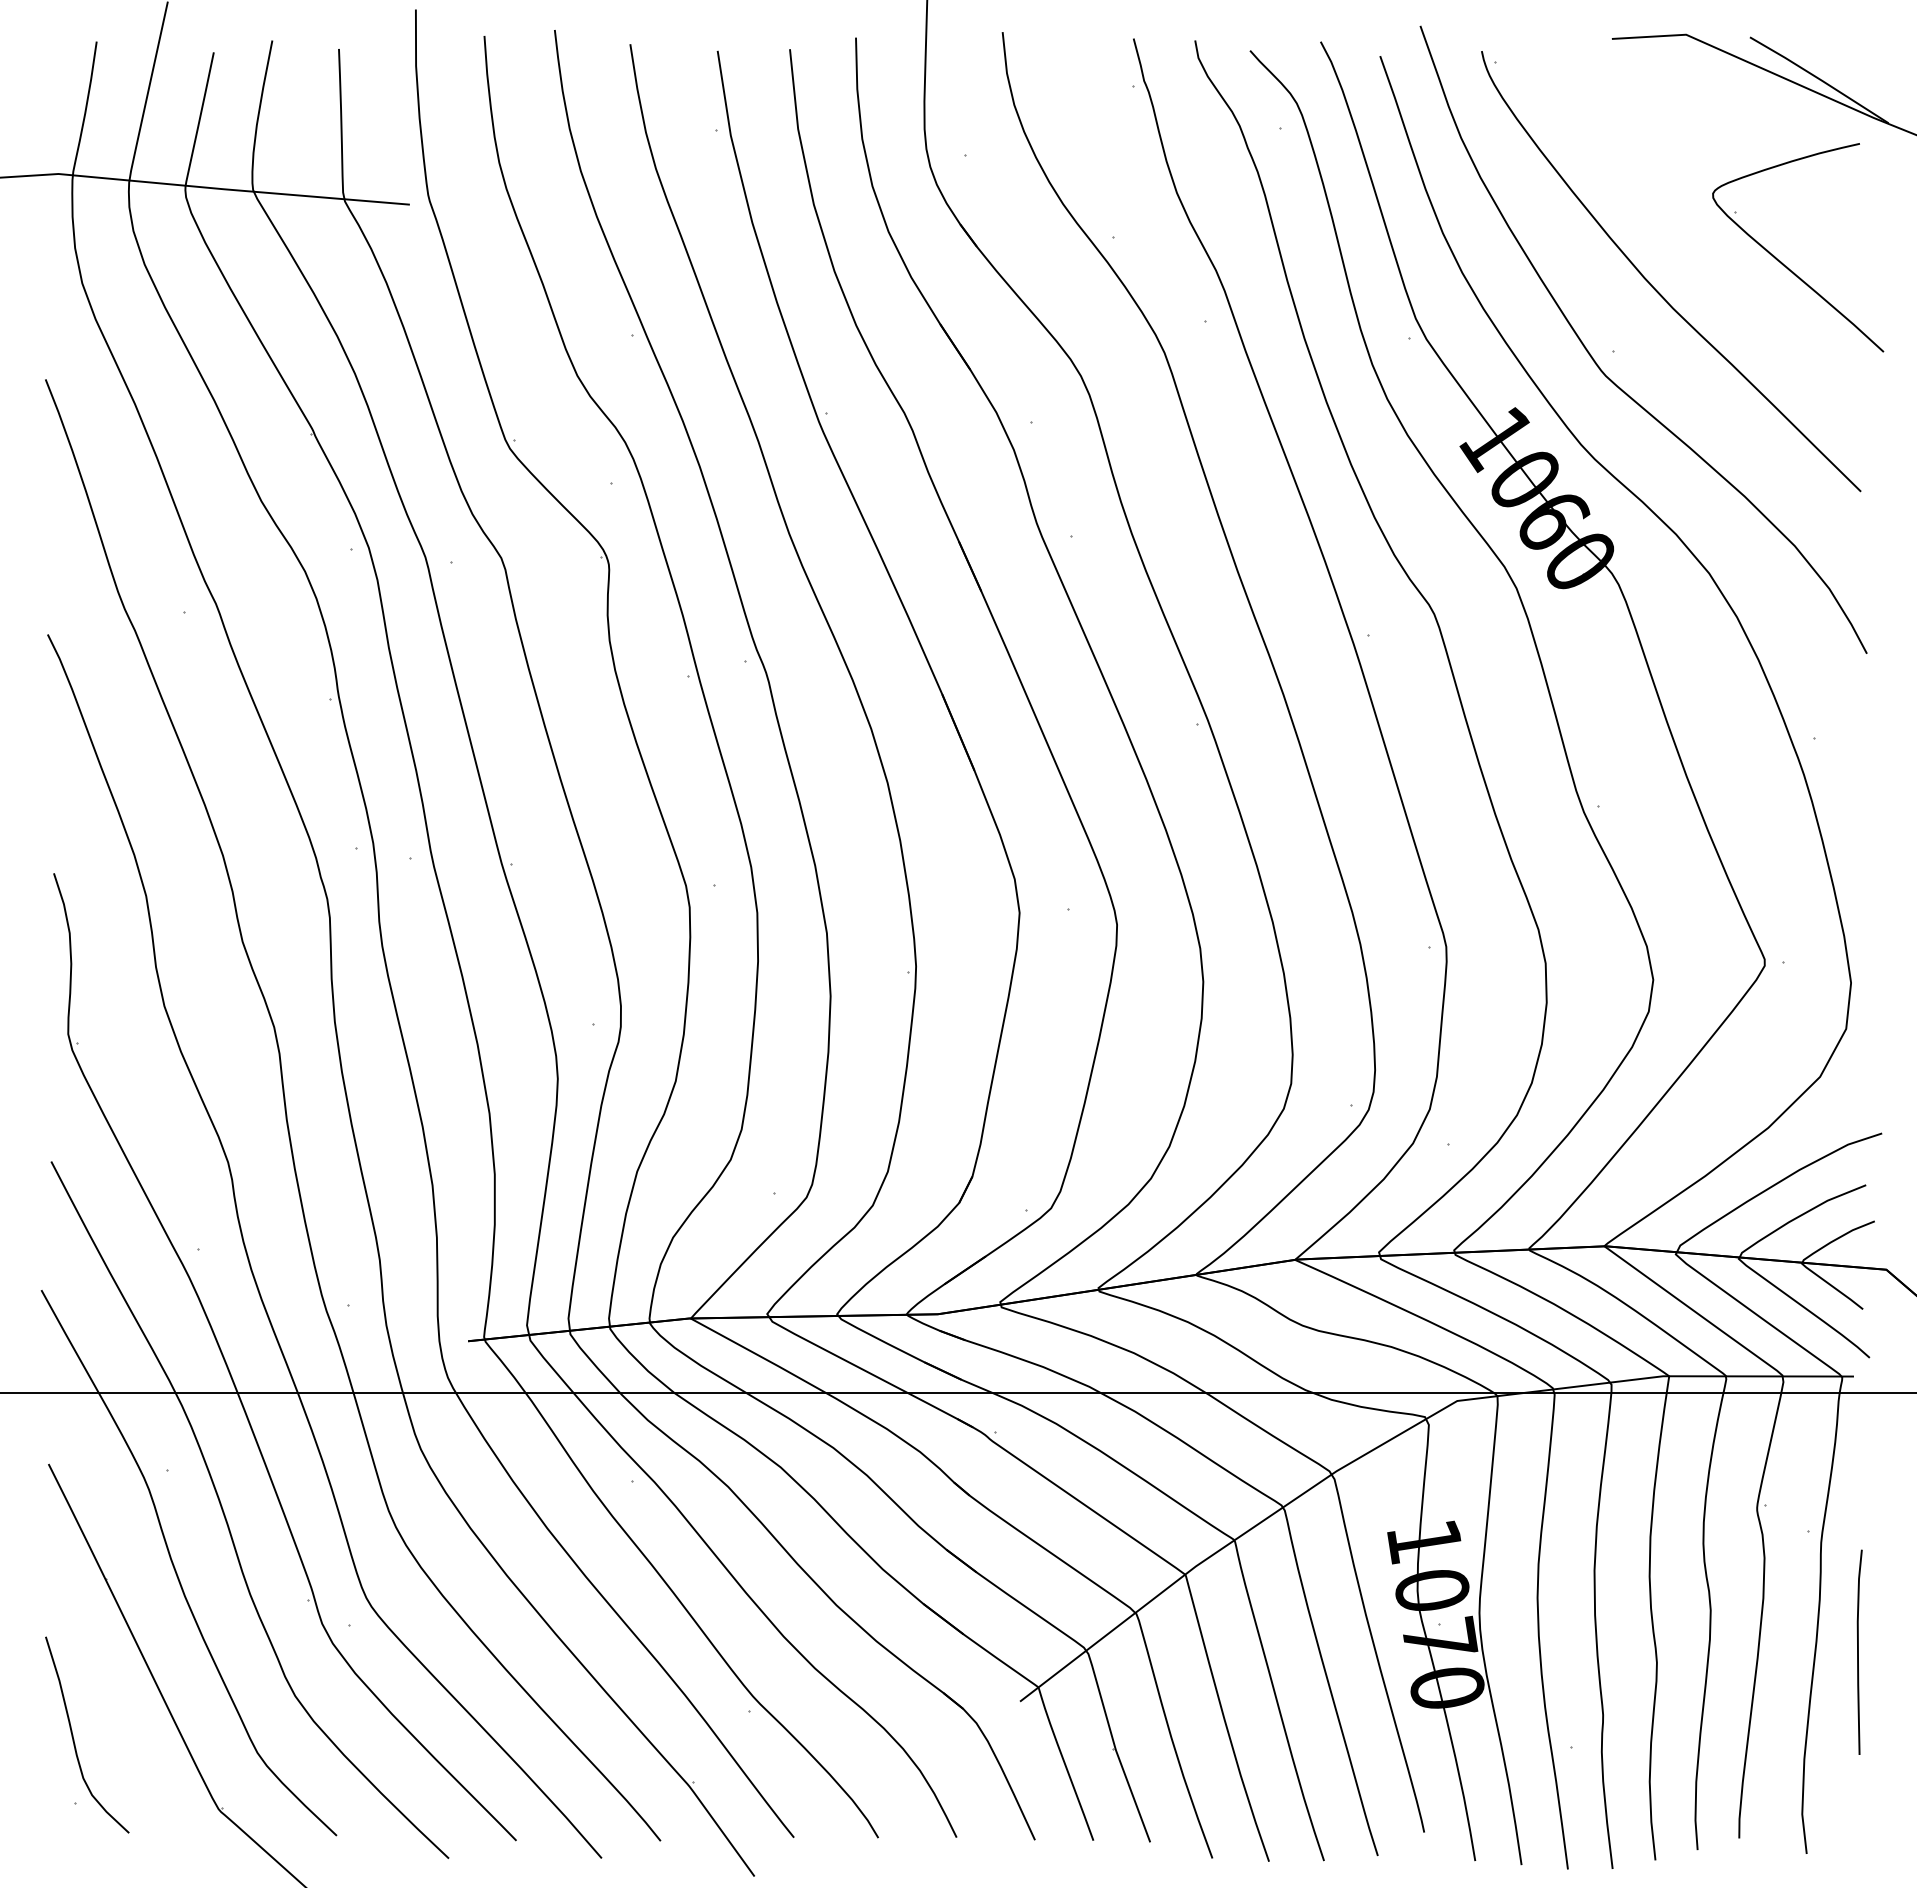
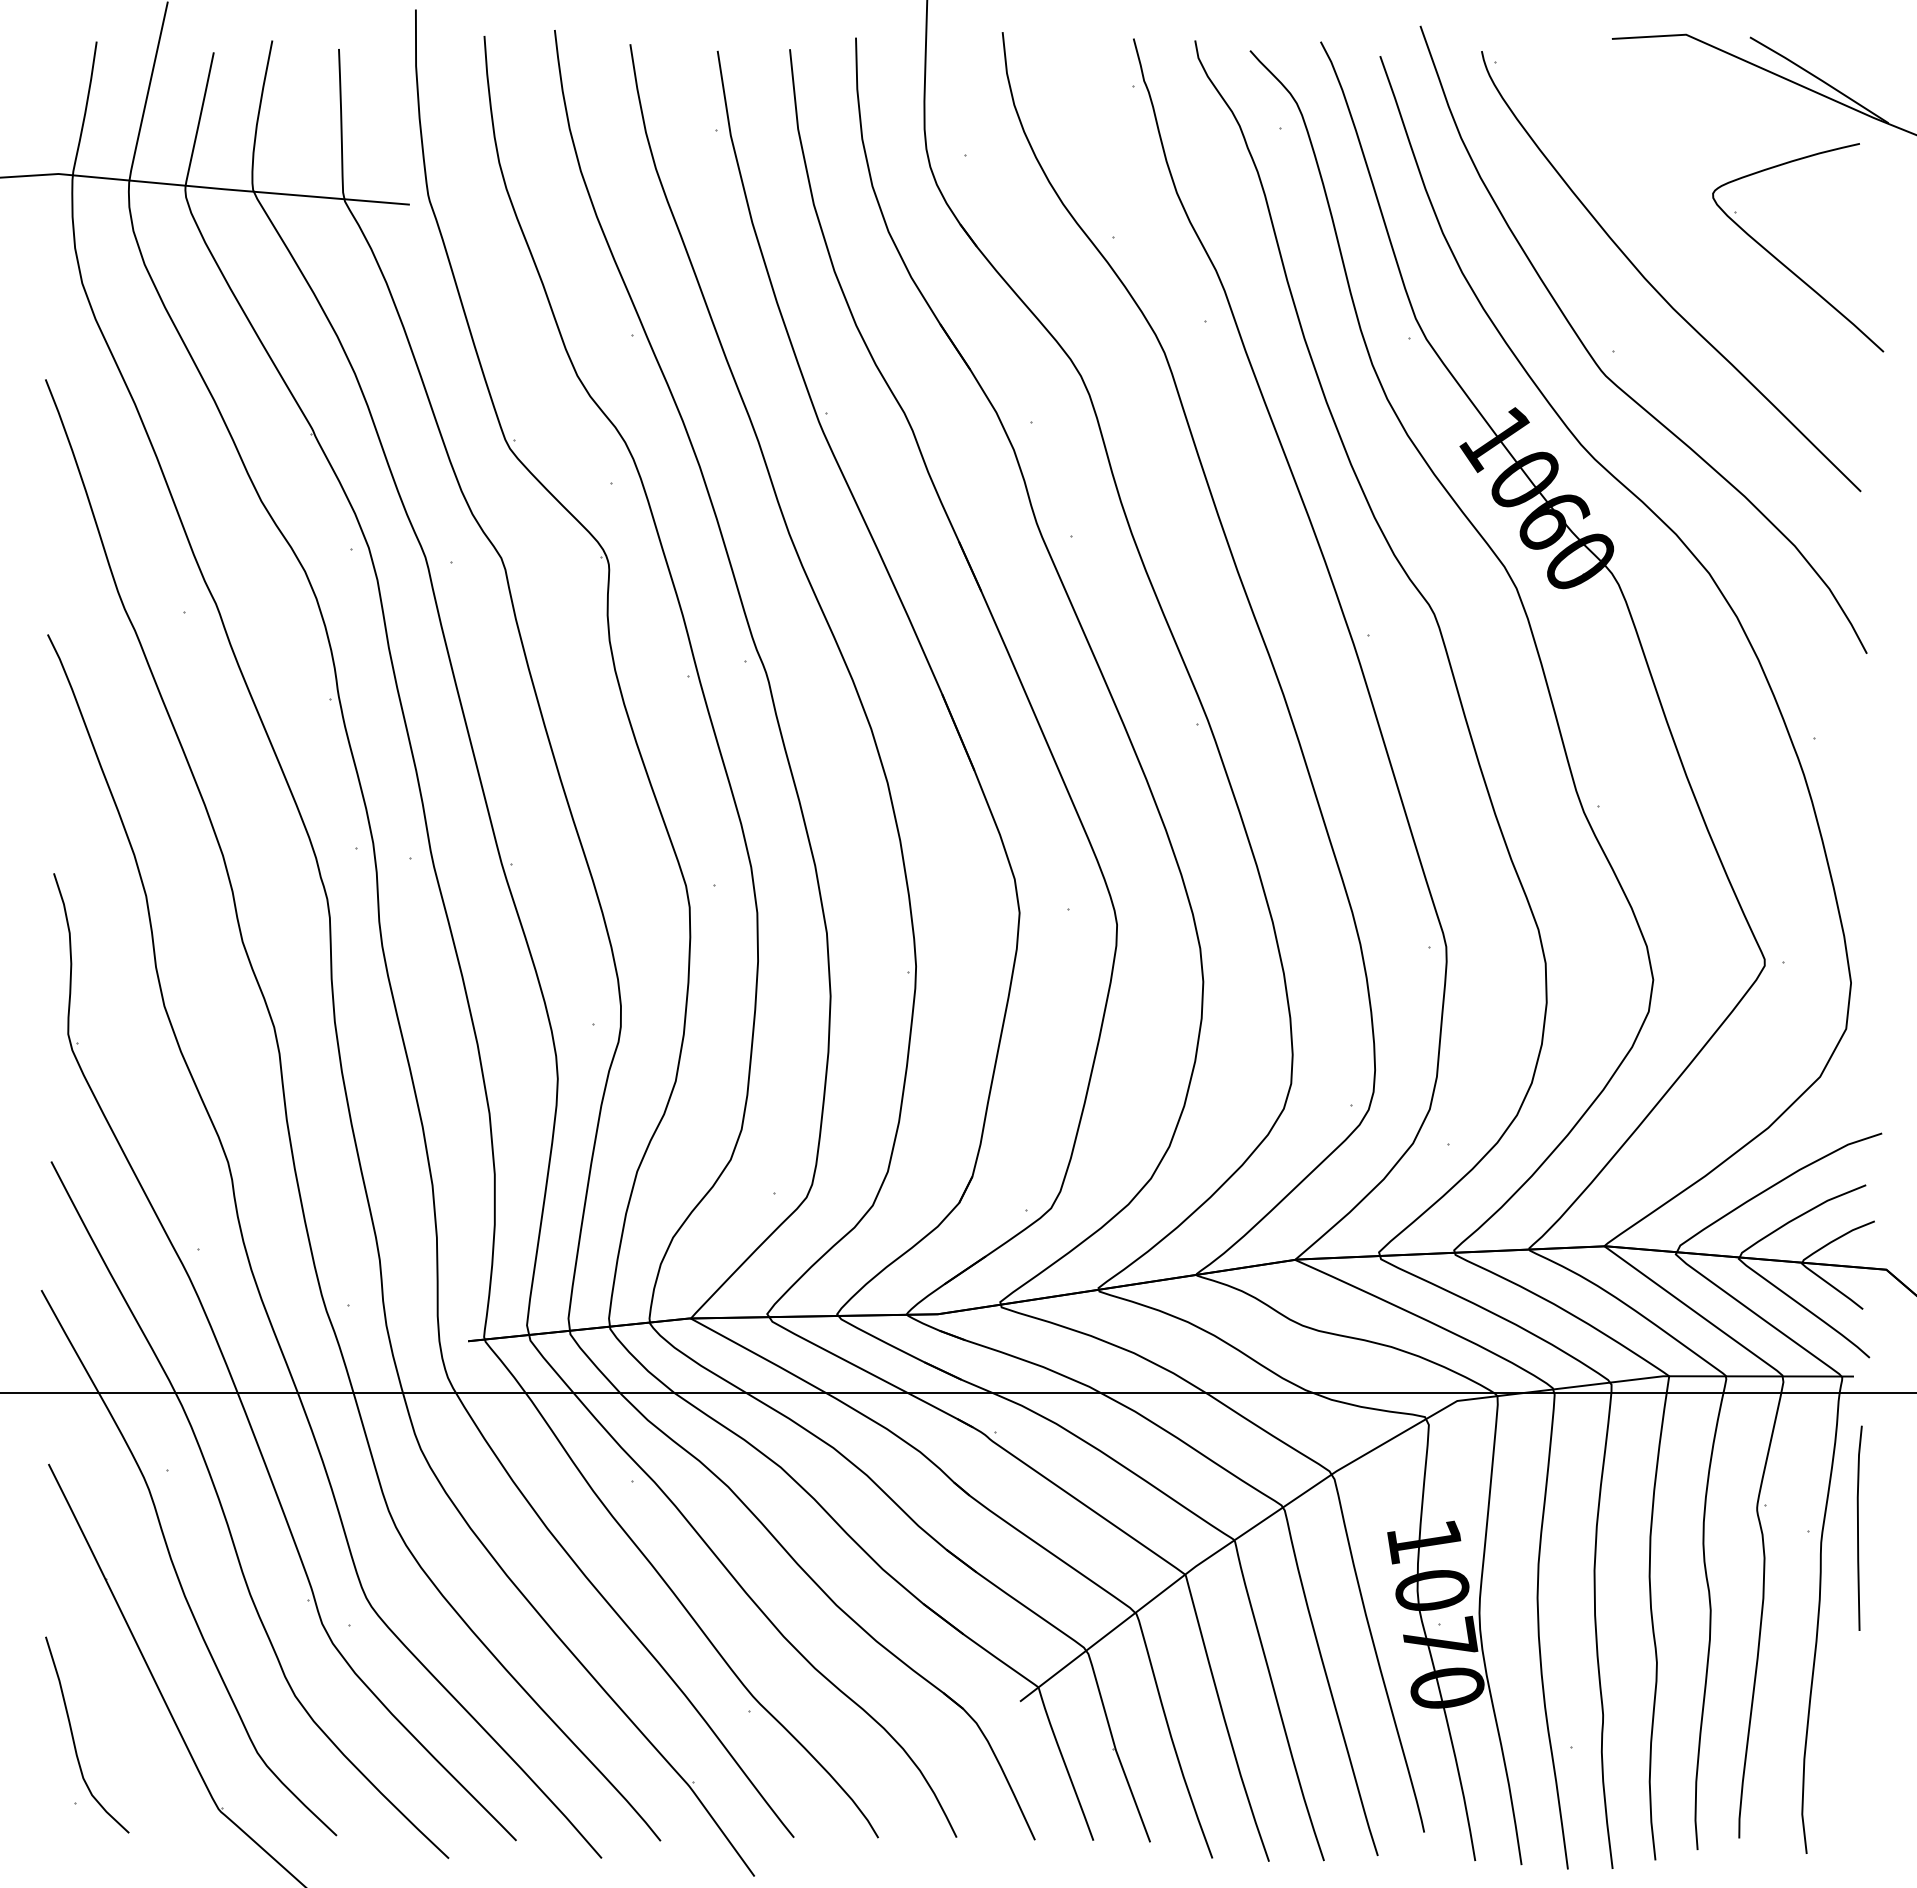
line position: (1858, 1651) -> (1858, 1527) (1858, 1527)
